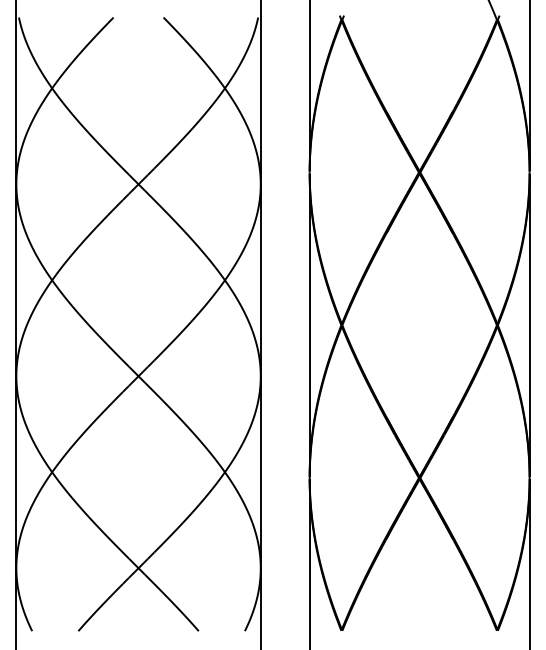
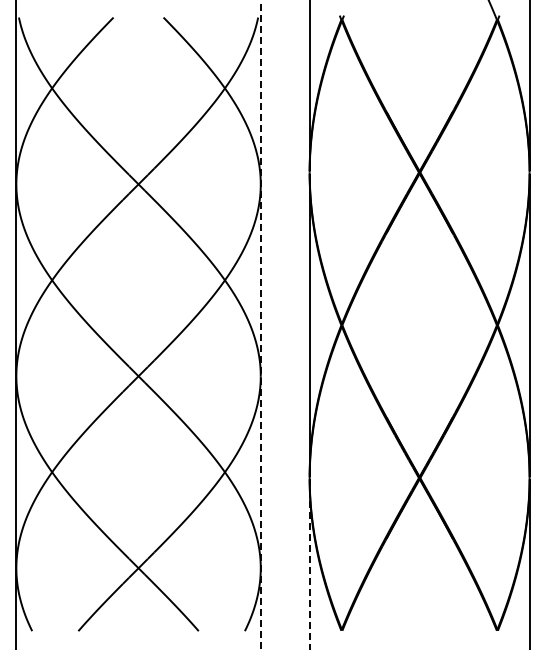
line: solid -> dashed (260, 325)
line: solid -> dashed (309, 565)
